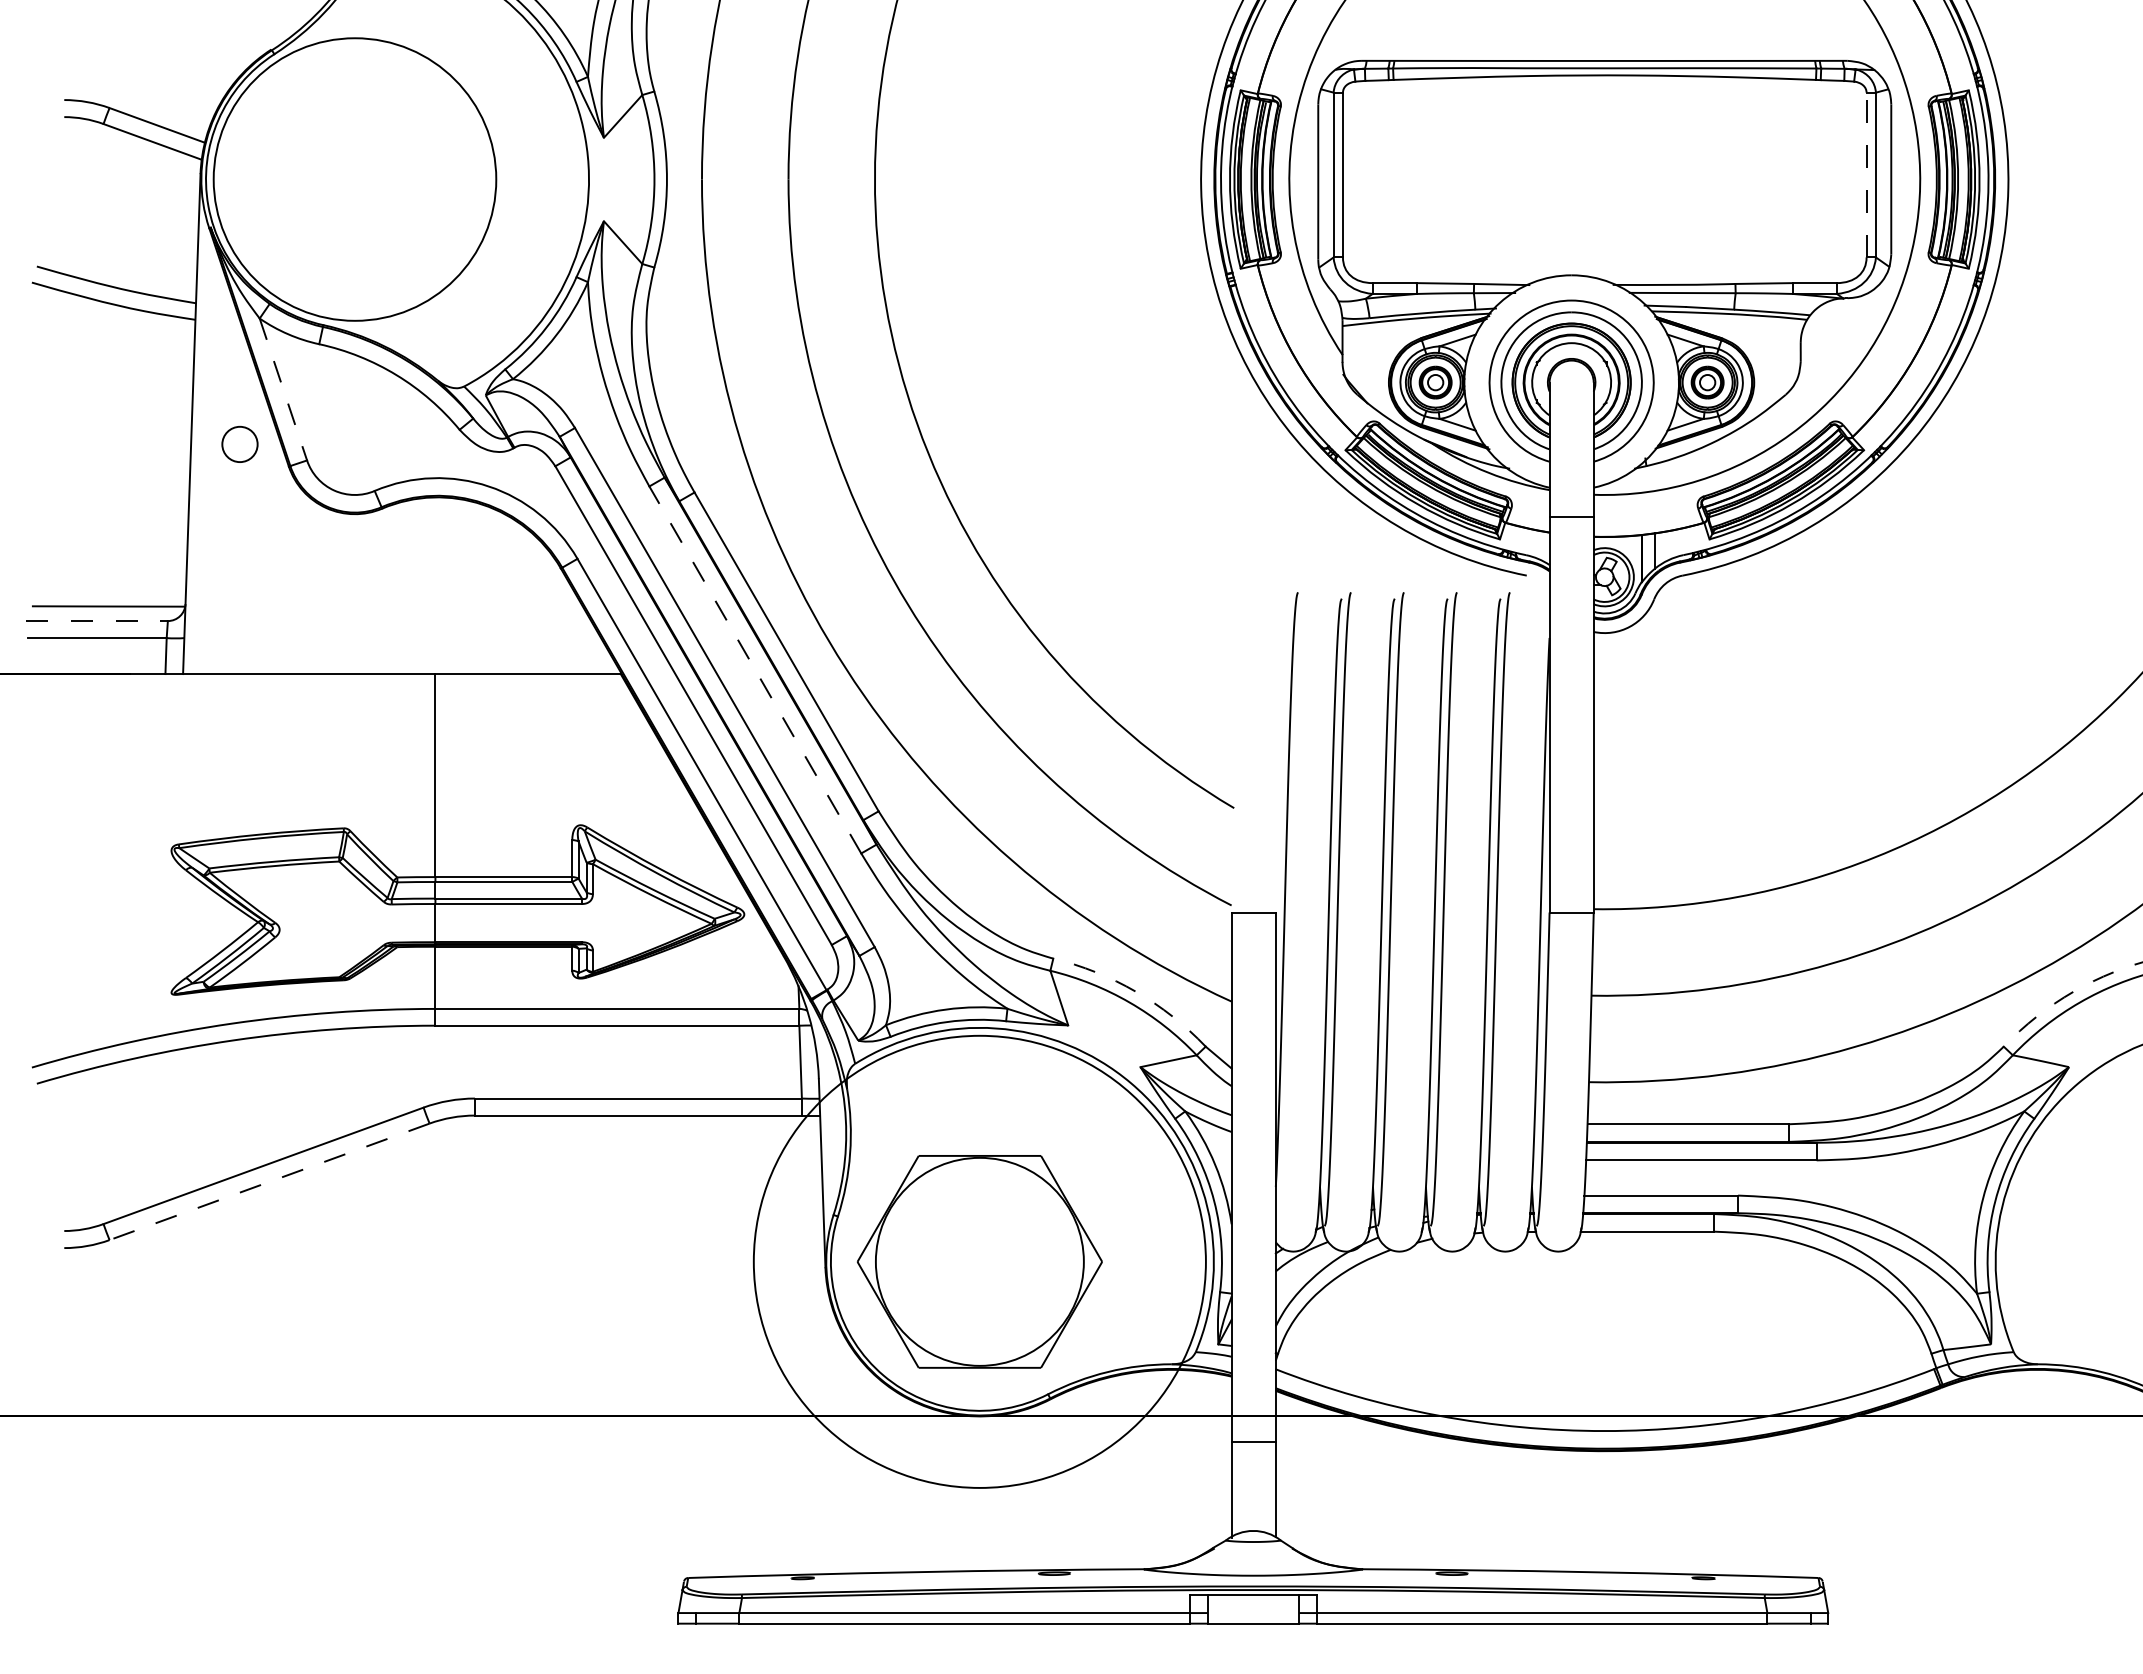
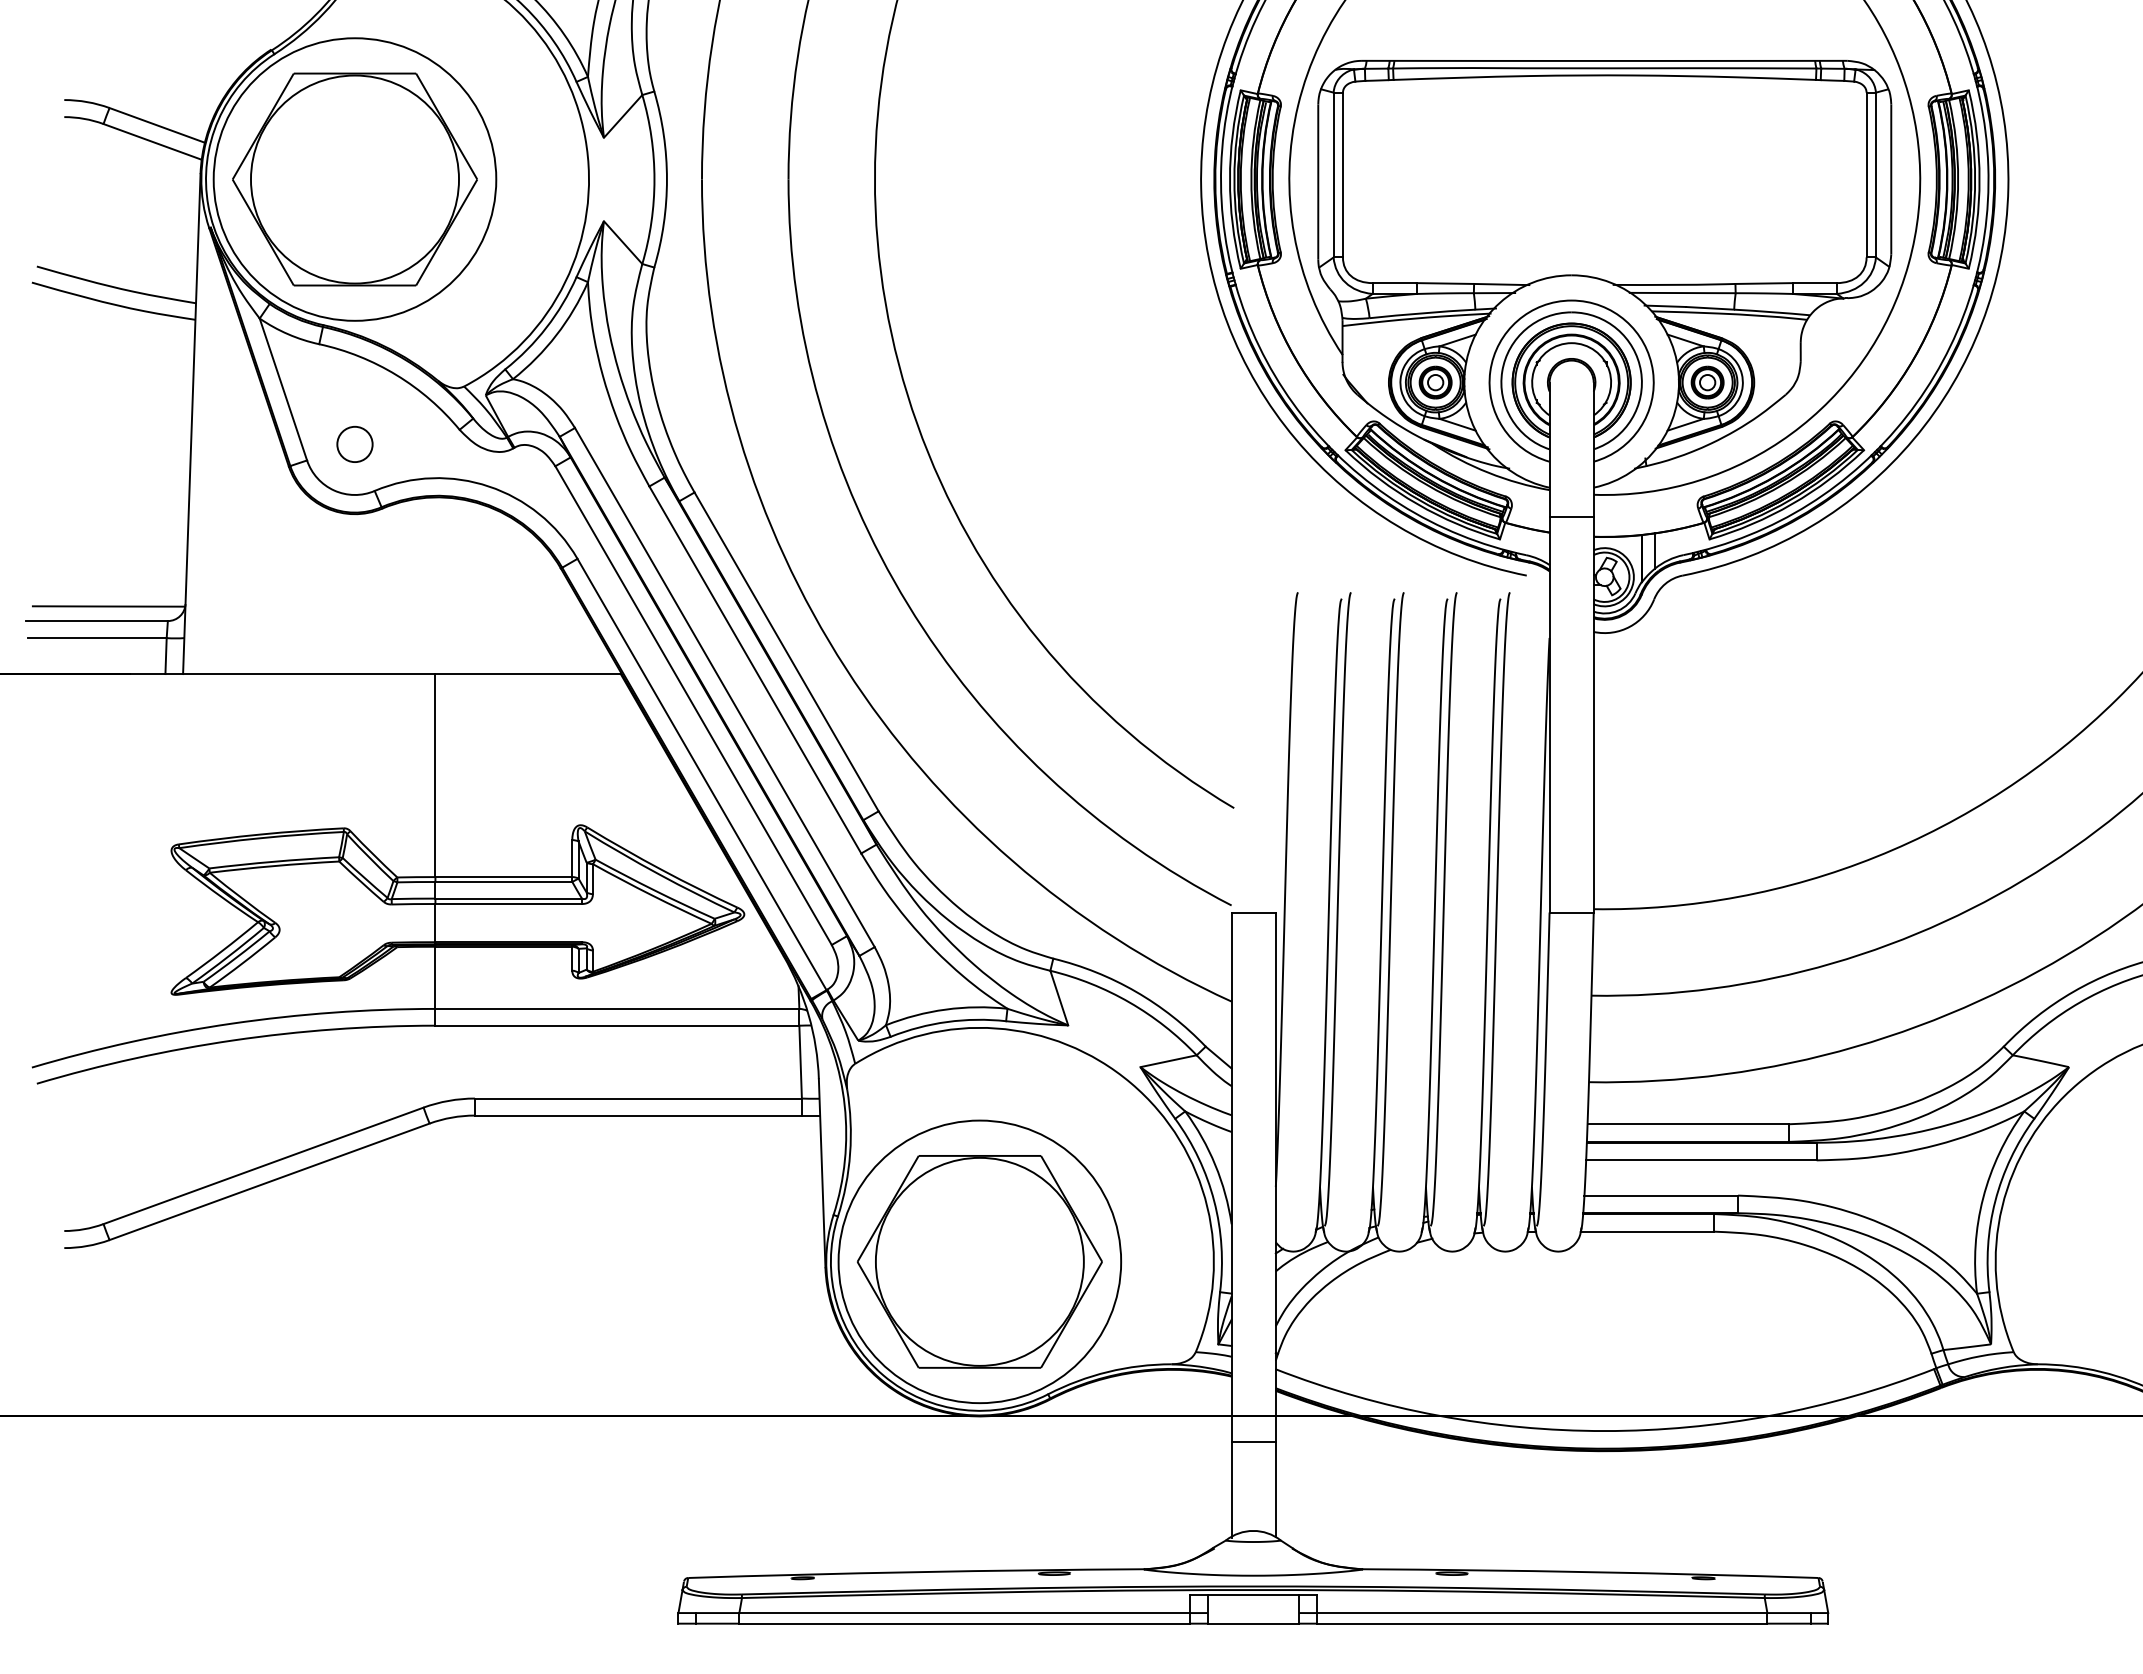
line: dashed -> solid (1866, 174)
part: none -> present (354, 179)
line: dashed -> solid (283, 389)
circle position: (239, 443) -> (354, 443) (354, 443)
line: dashed -> solid (97, 621)
line: dashed -> solid (755, 669)
arc: dashed -> solid (1135, 991)
arc: dashed -> solid (2067, 995)
line: dashed -> solid (269, 1182)
circle diameter: 452 px -> 283 px (979, 1261)
